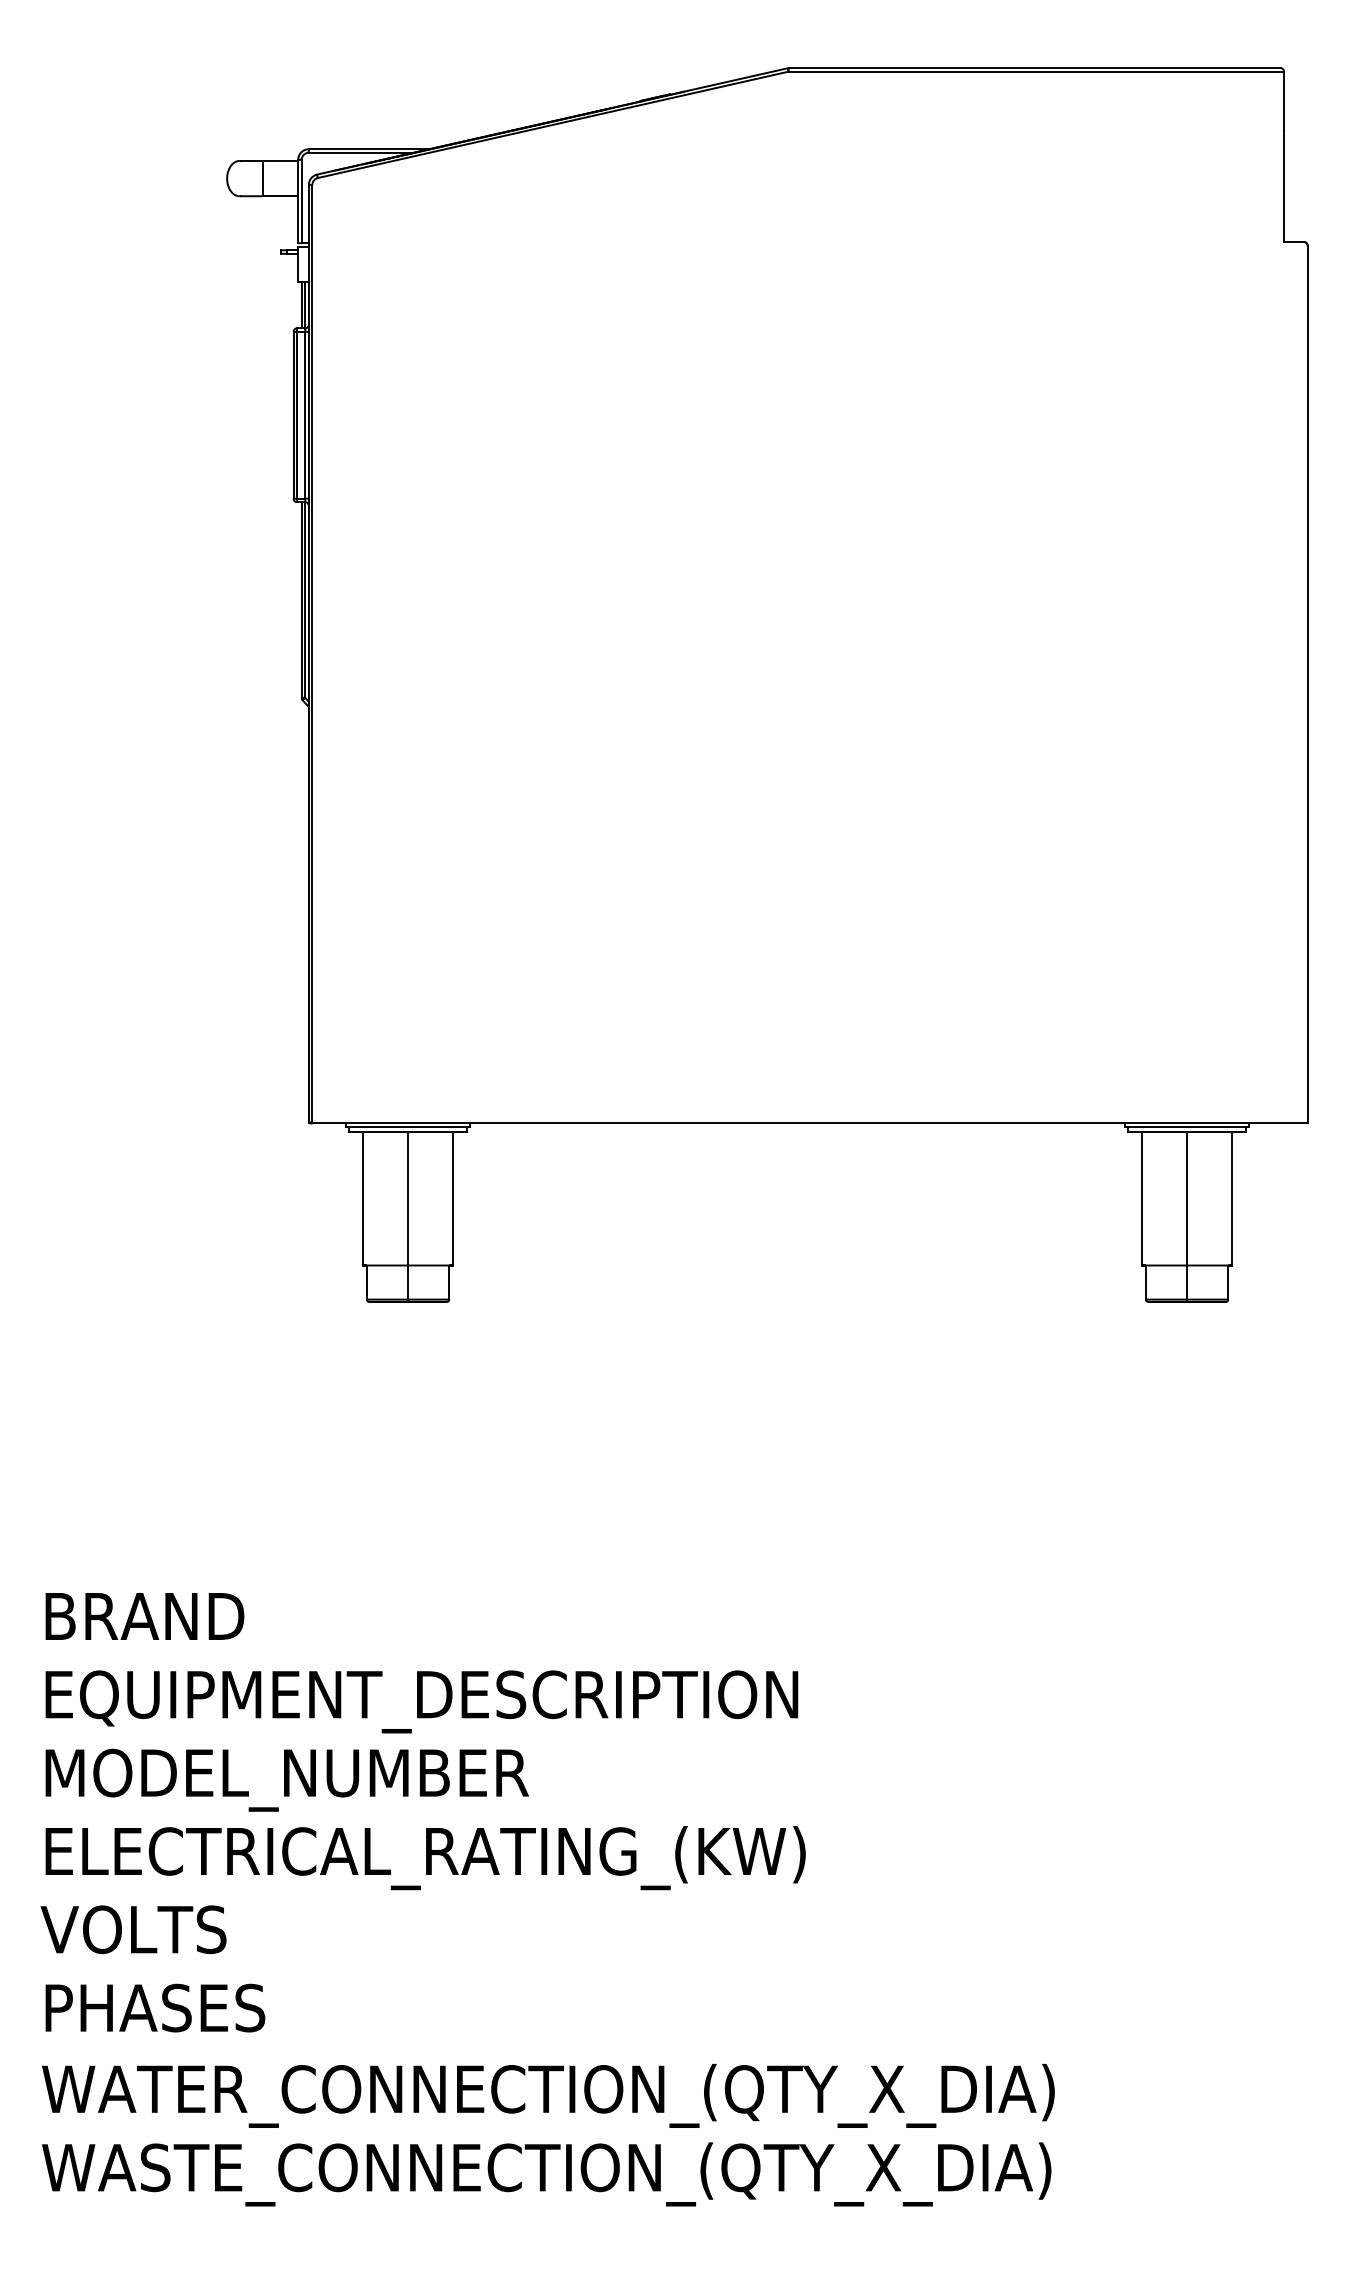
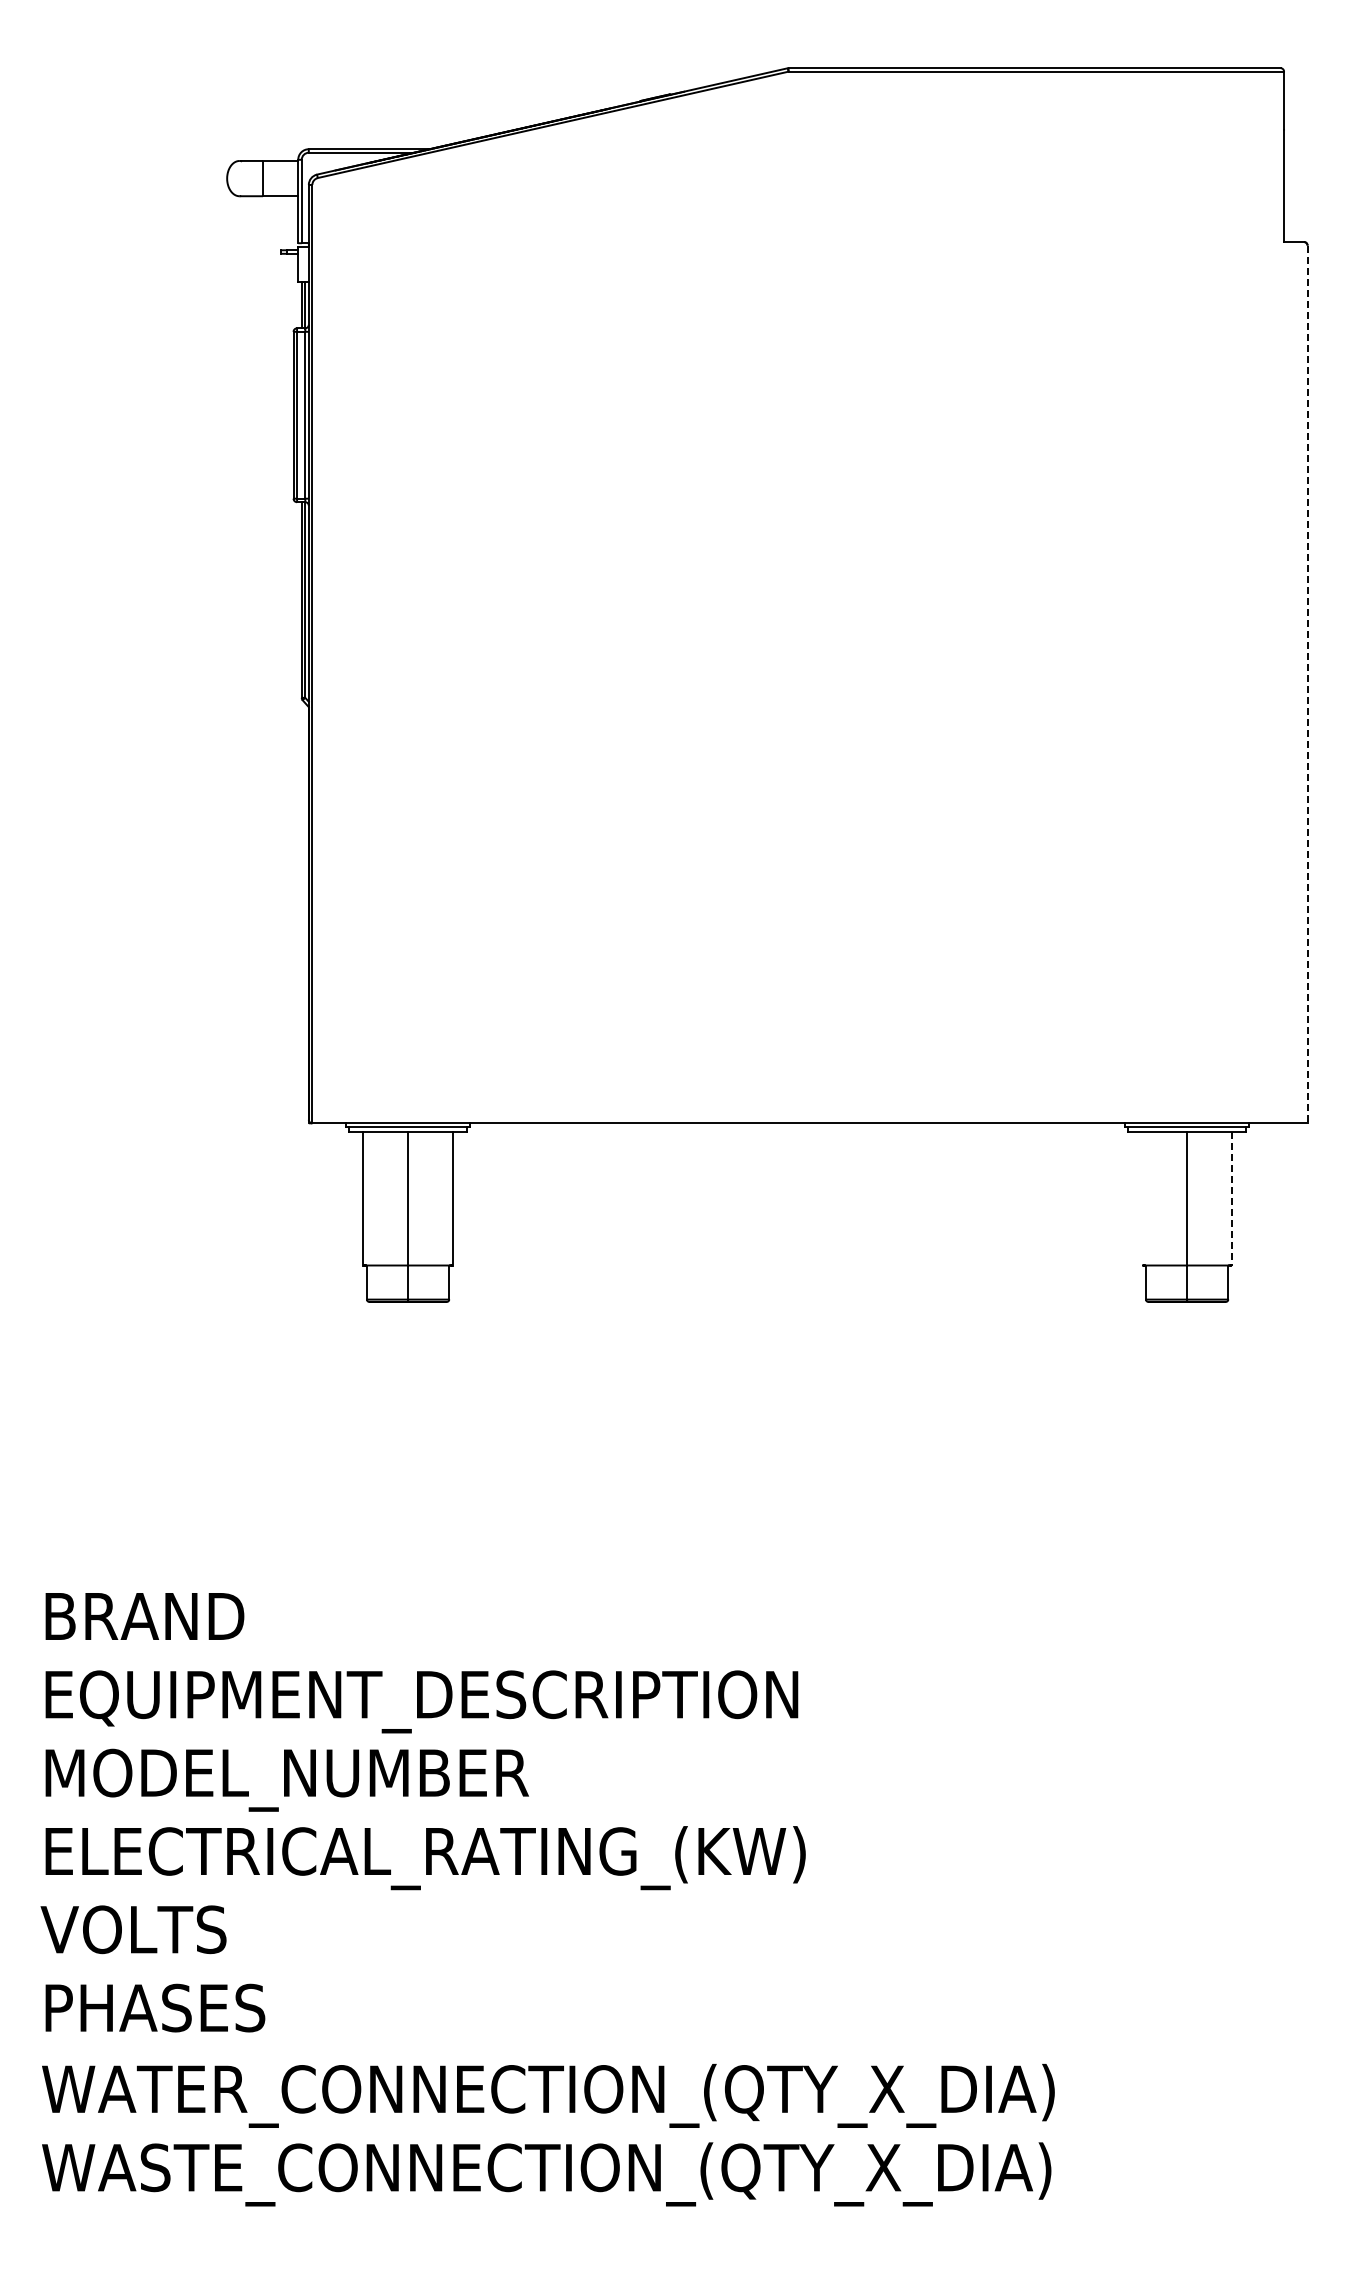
line: solid -> dashed (1307, 684)
line: present -> none (1142, 1198)
line: solid -> dashed (1231, 1198)
